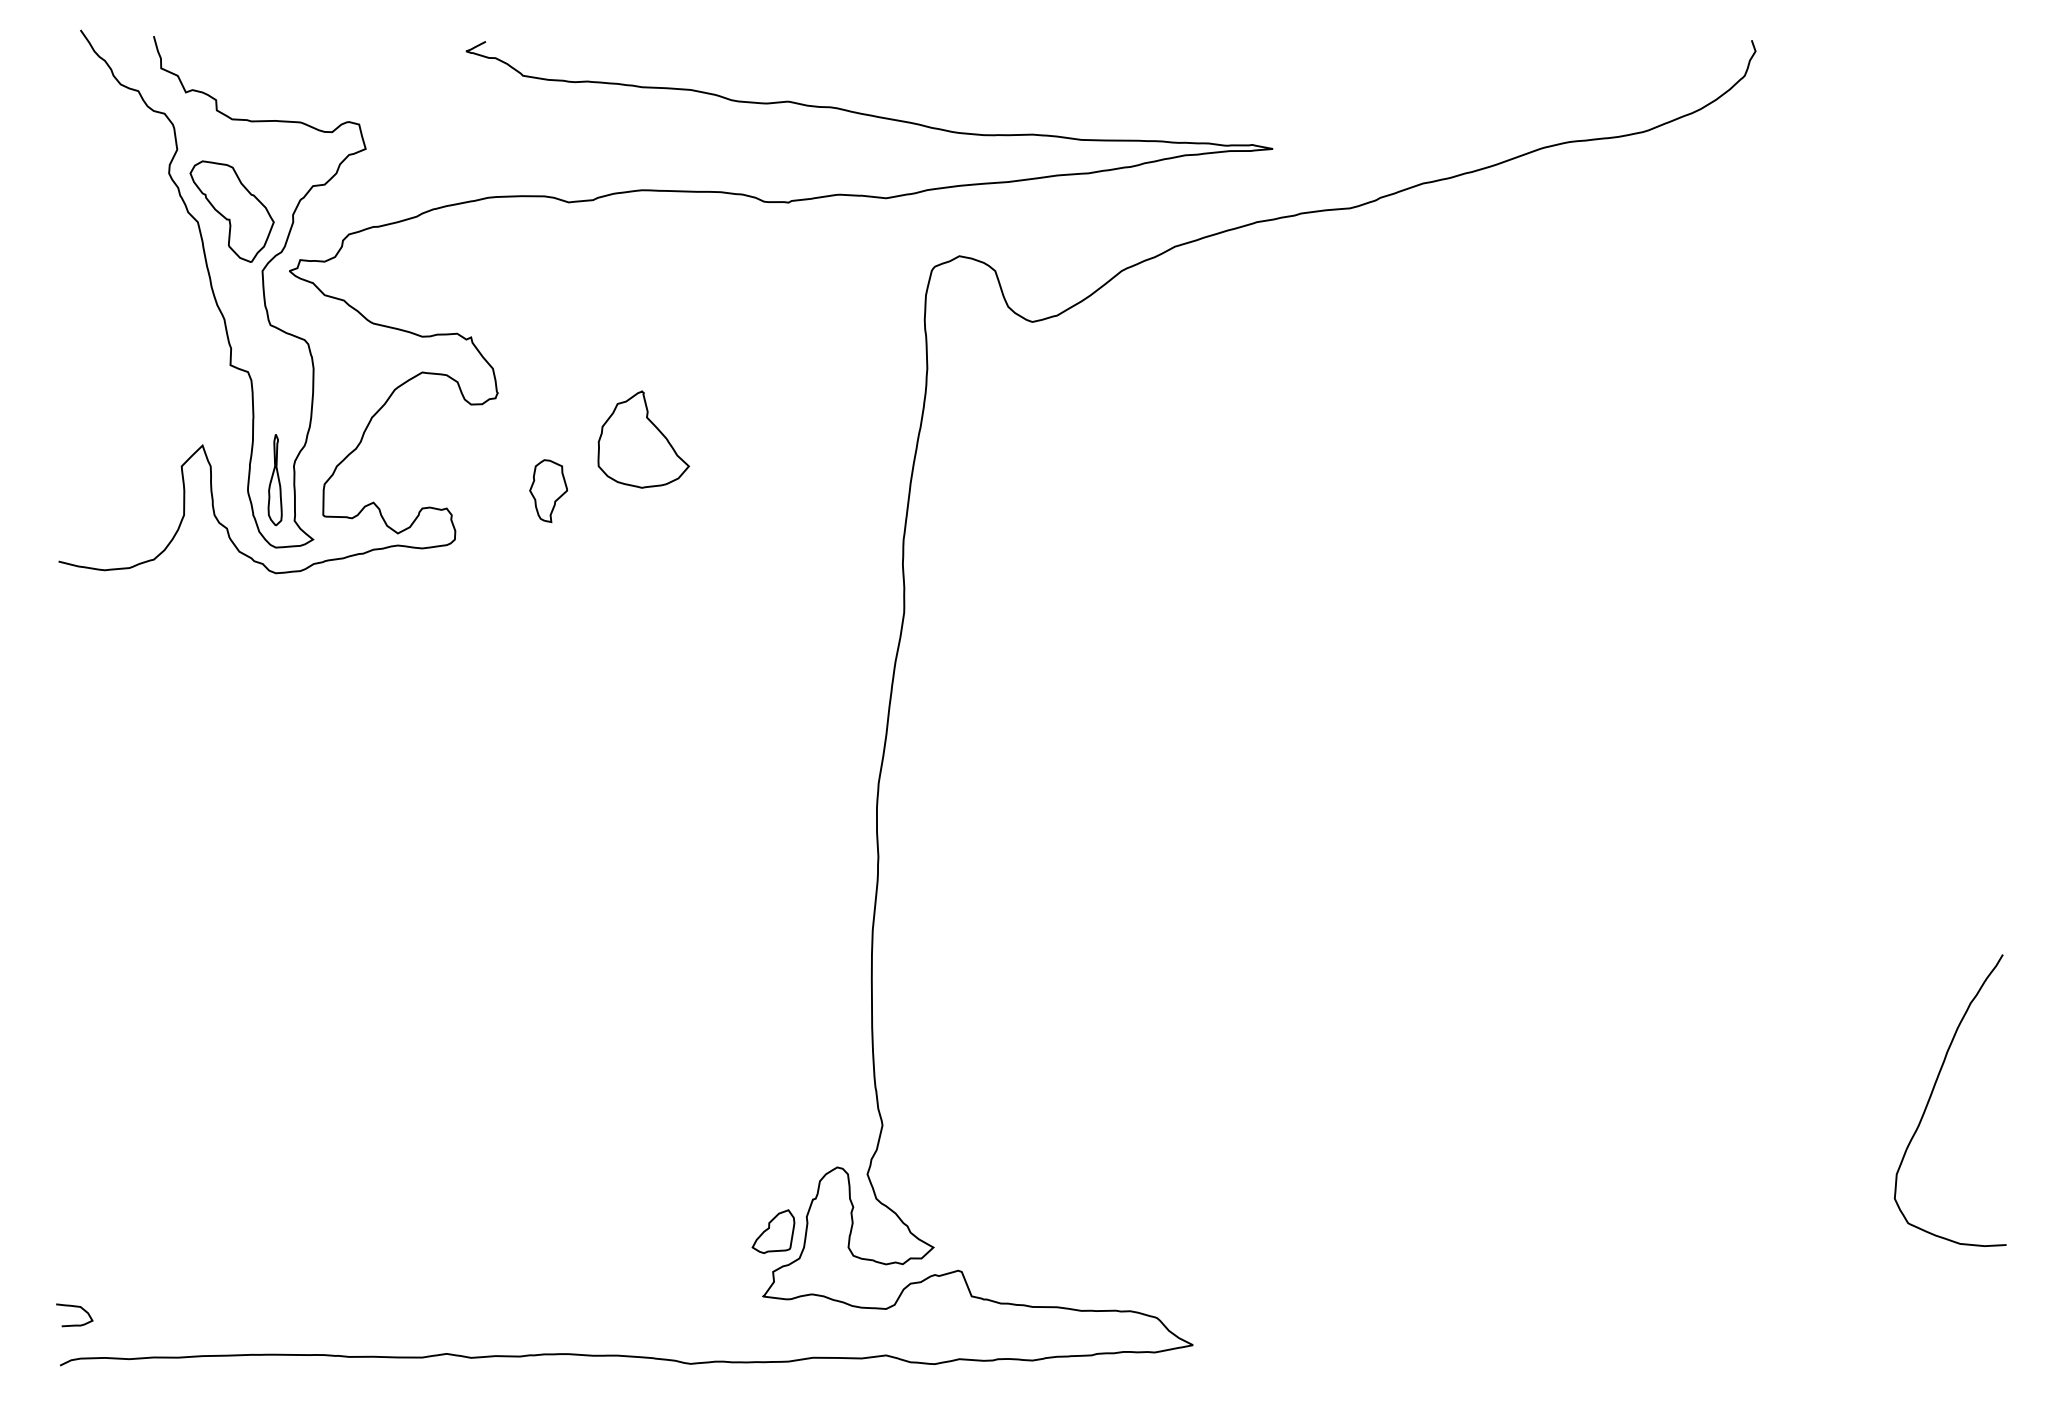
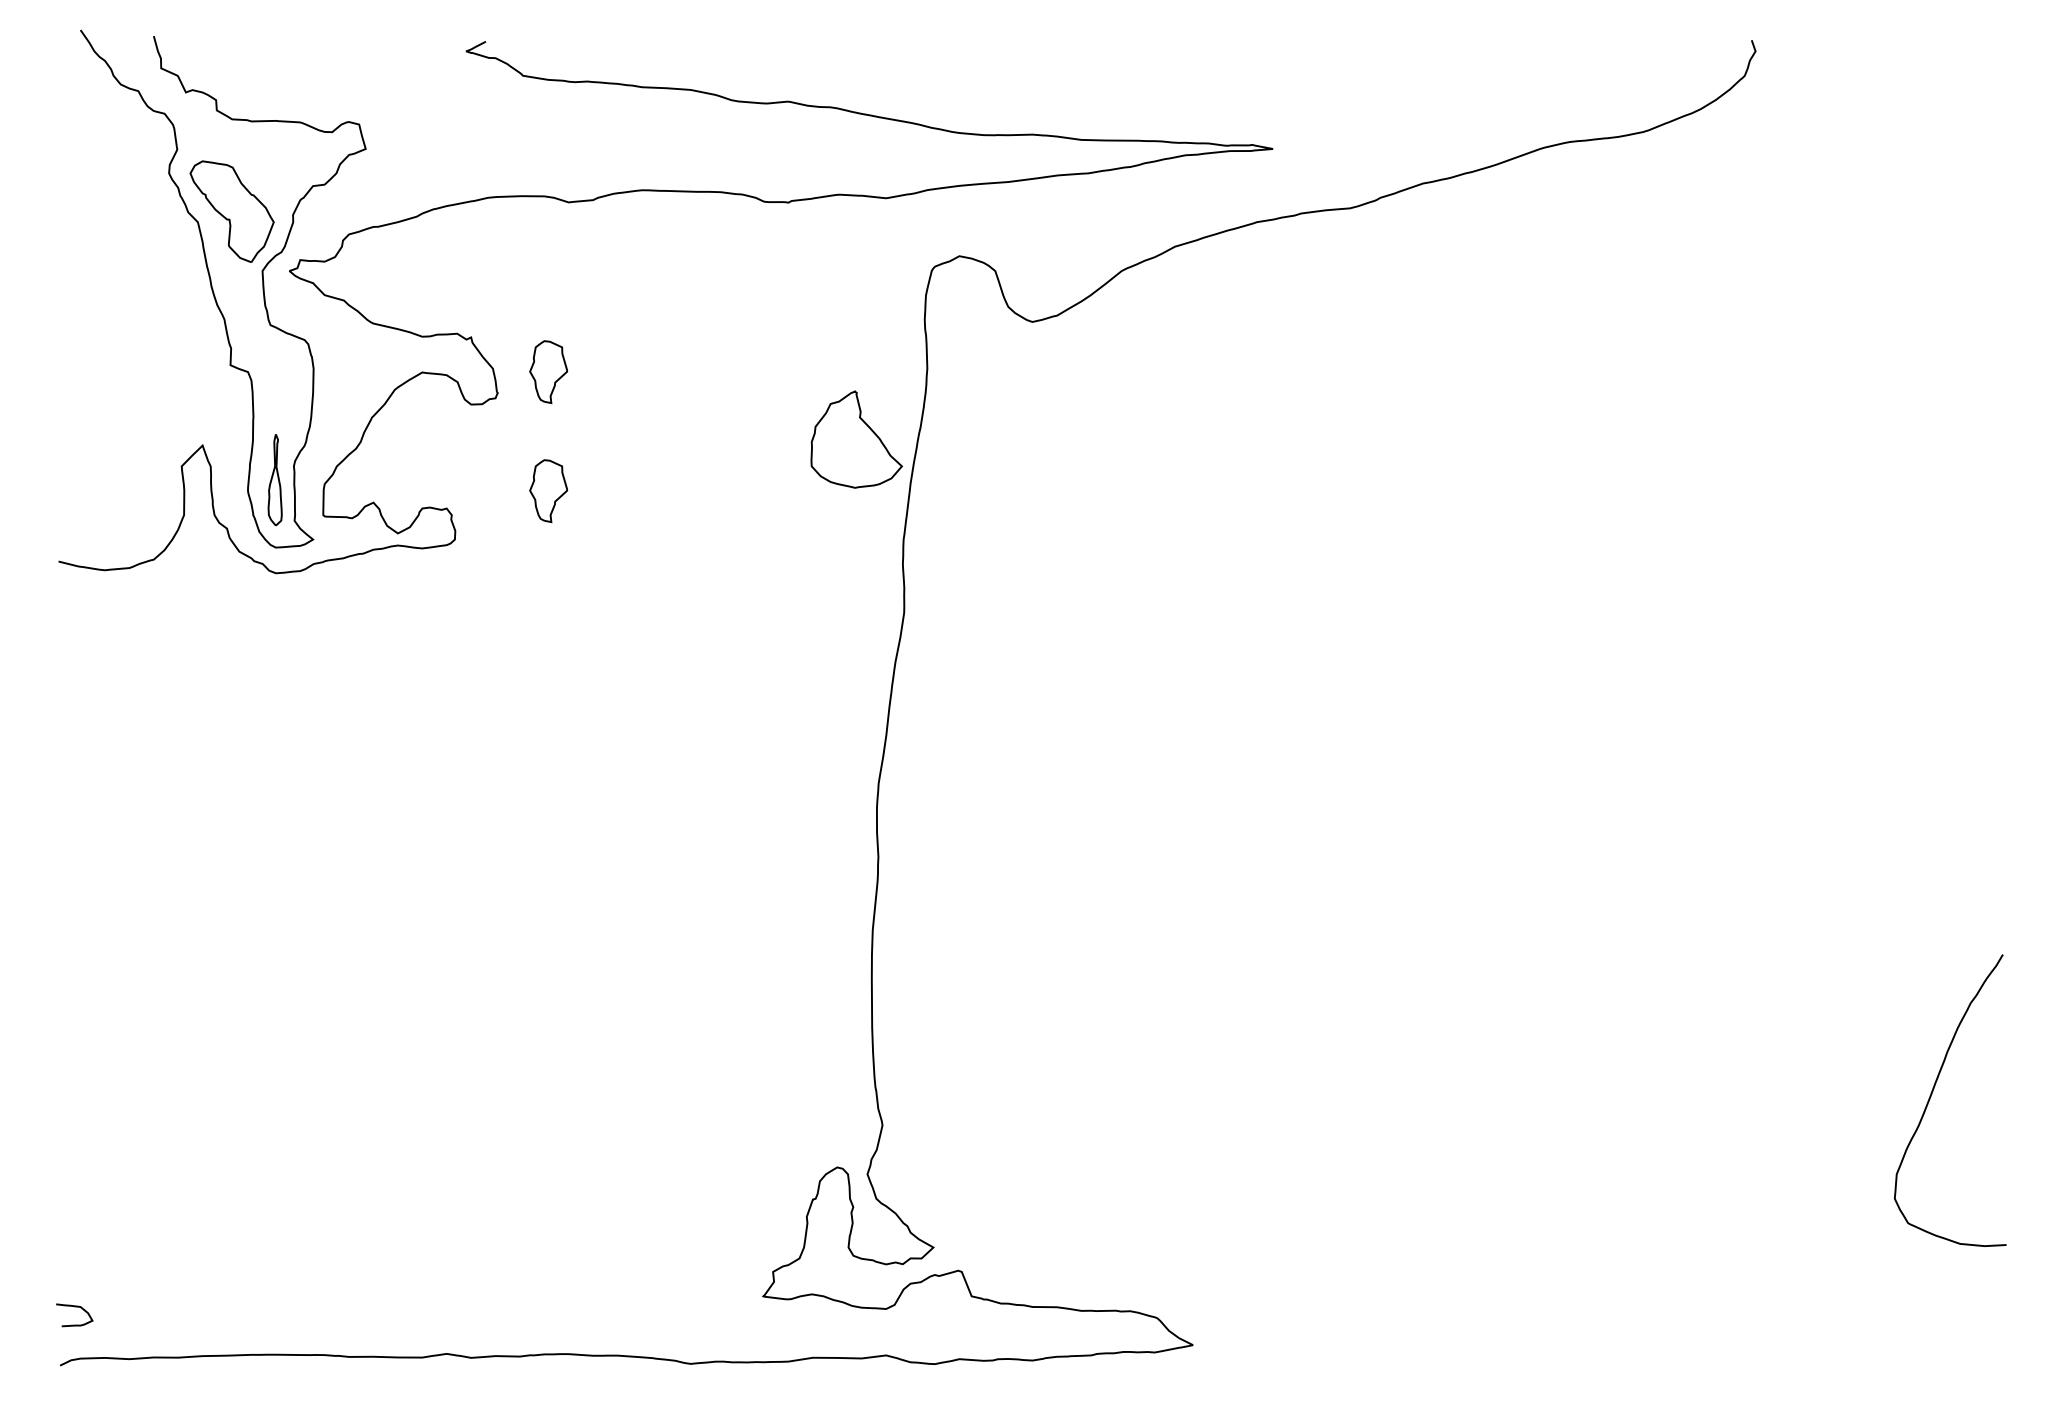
part: none -> present (548, 371)
part position: (643, 439) -> (856, 439) (856, 439)
part: present -> none (773, 1231)
